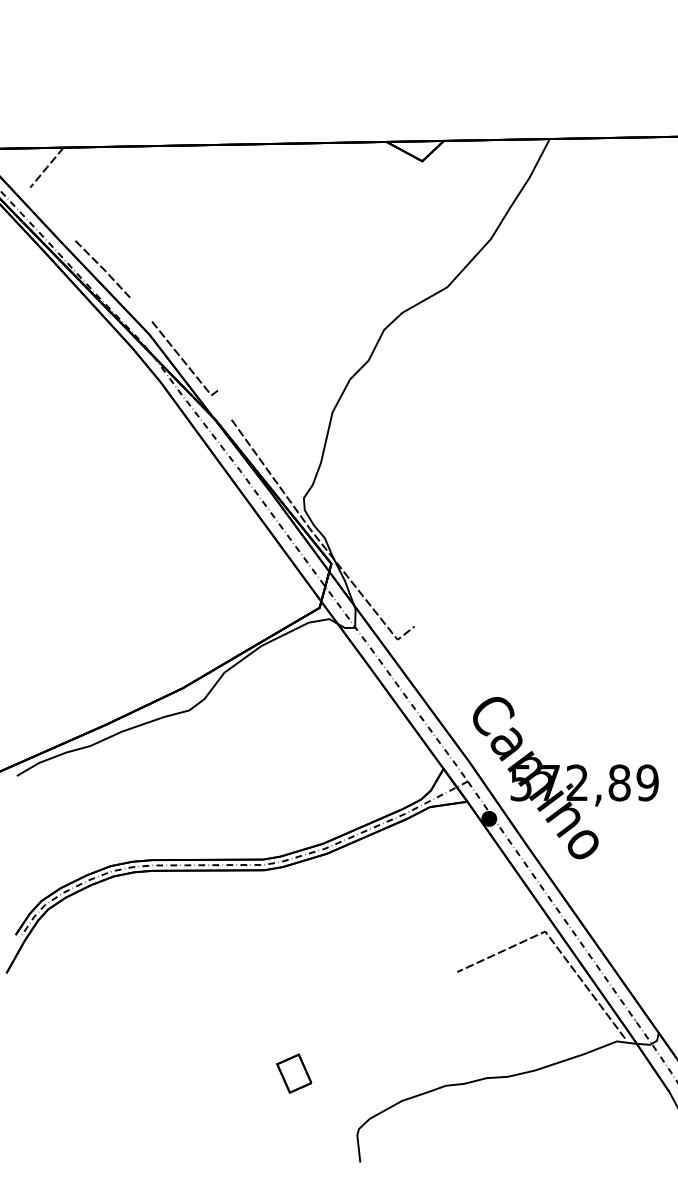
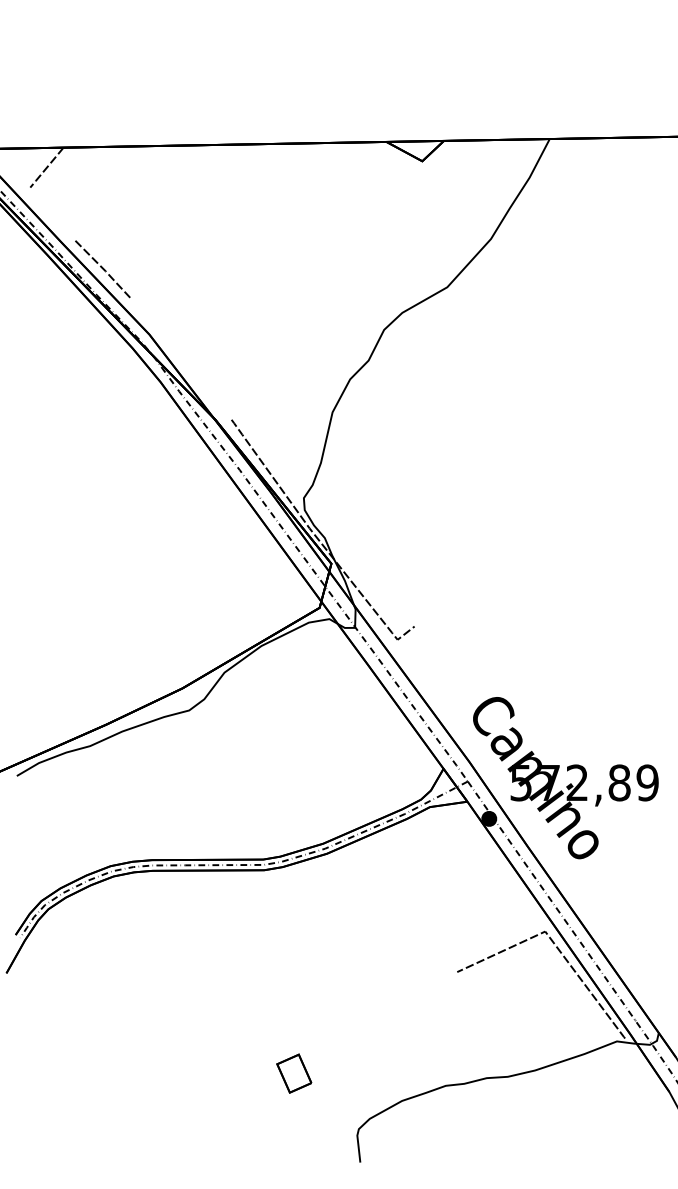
line: present -> none (183, 359)
